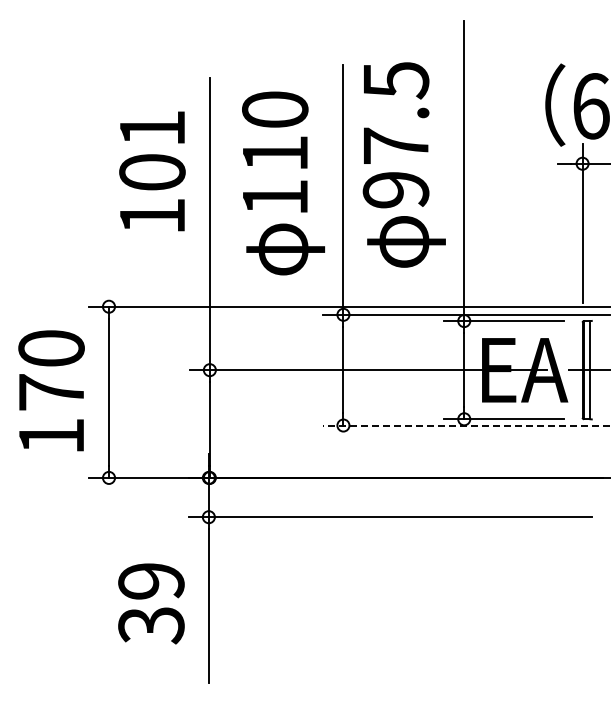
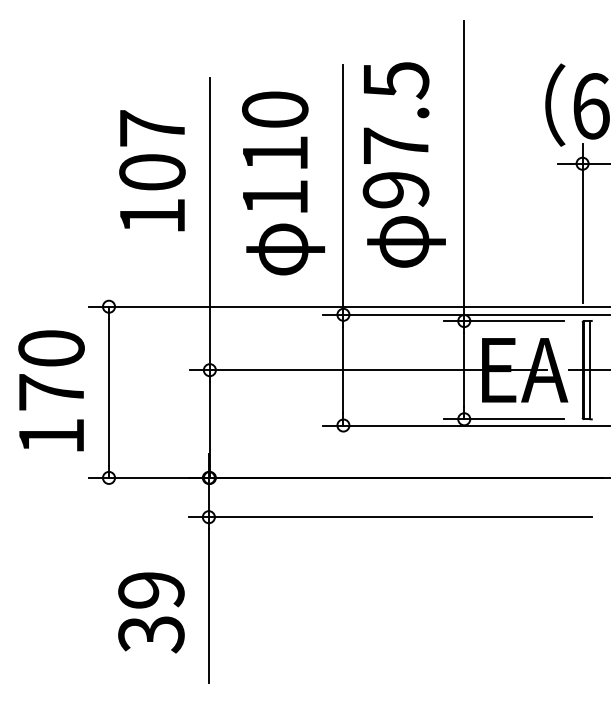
text: 101 -> 107 (152, 128)
line: dashed -> solid (466, 425)
text position: (151, 603) -> (151, 612) (151, 612)
